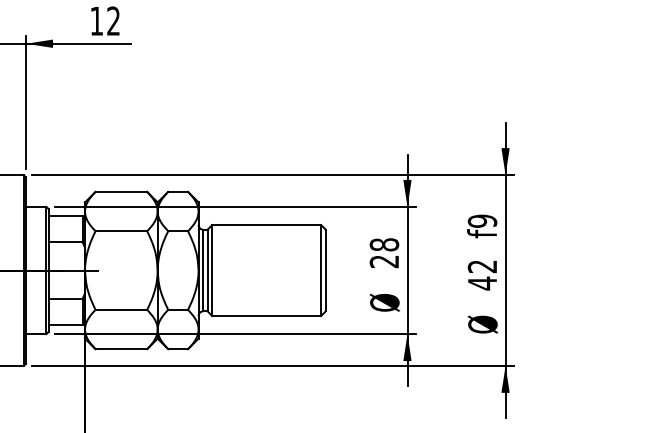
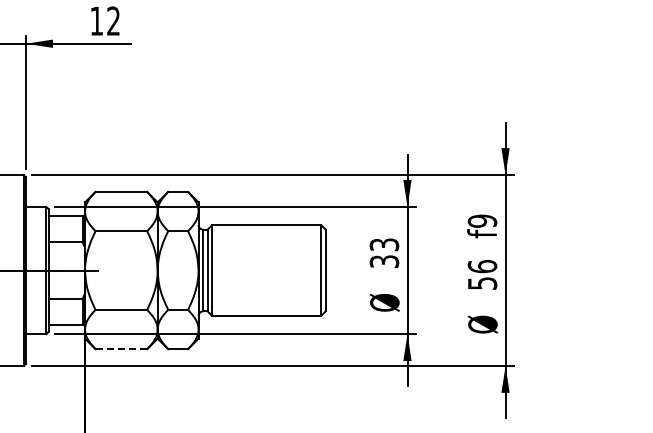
text: 28 -> 33 (384, 253)
text: 42 -> 56 (482, 274)
line: solid -> dashed (121, 349)
